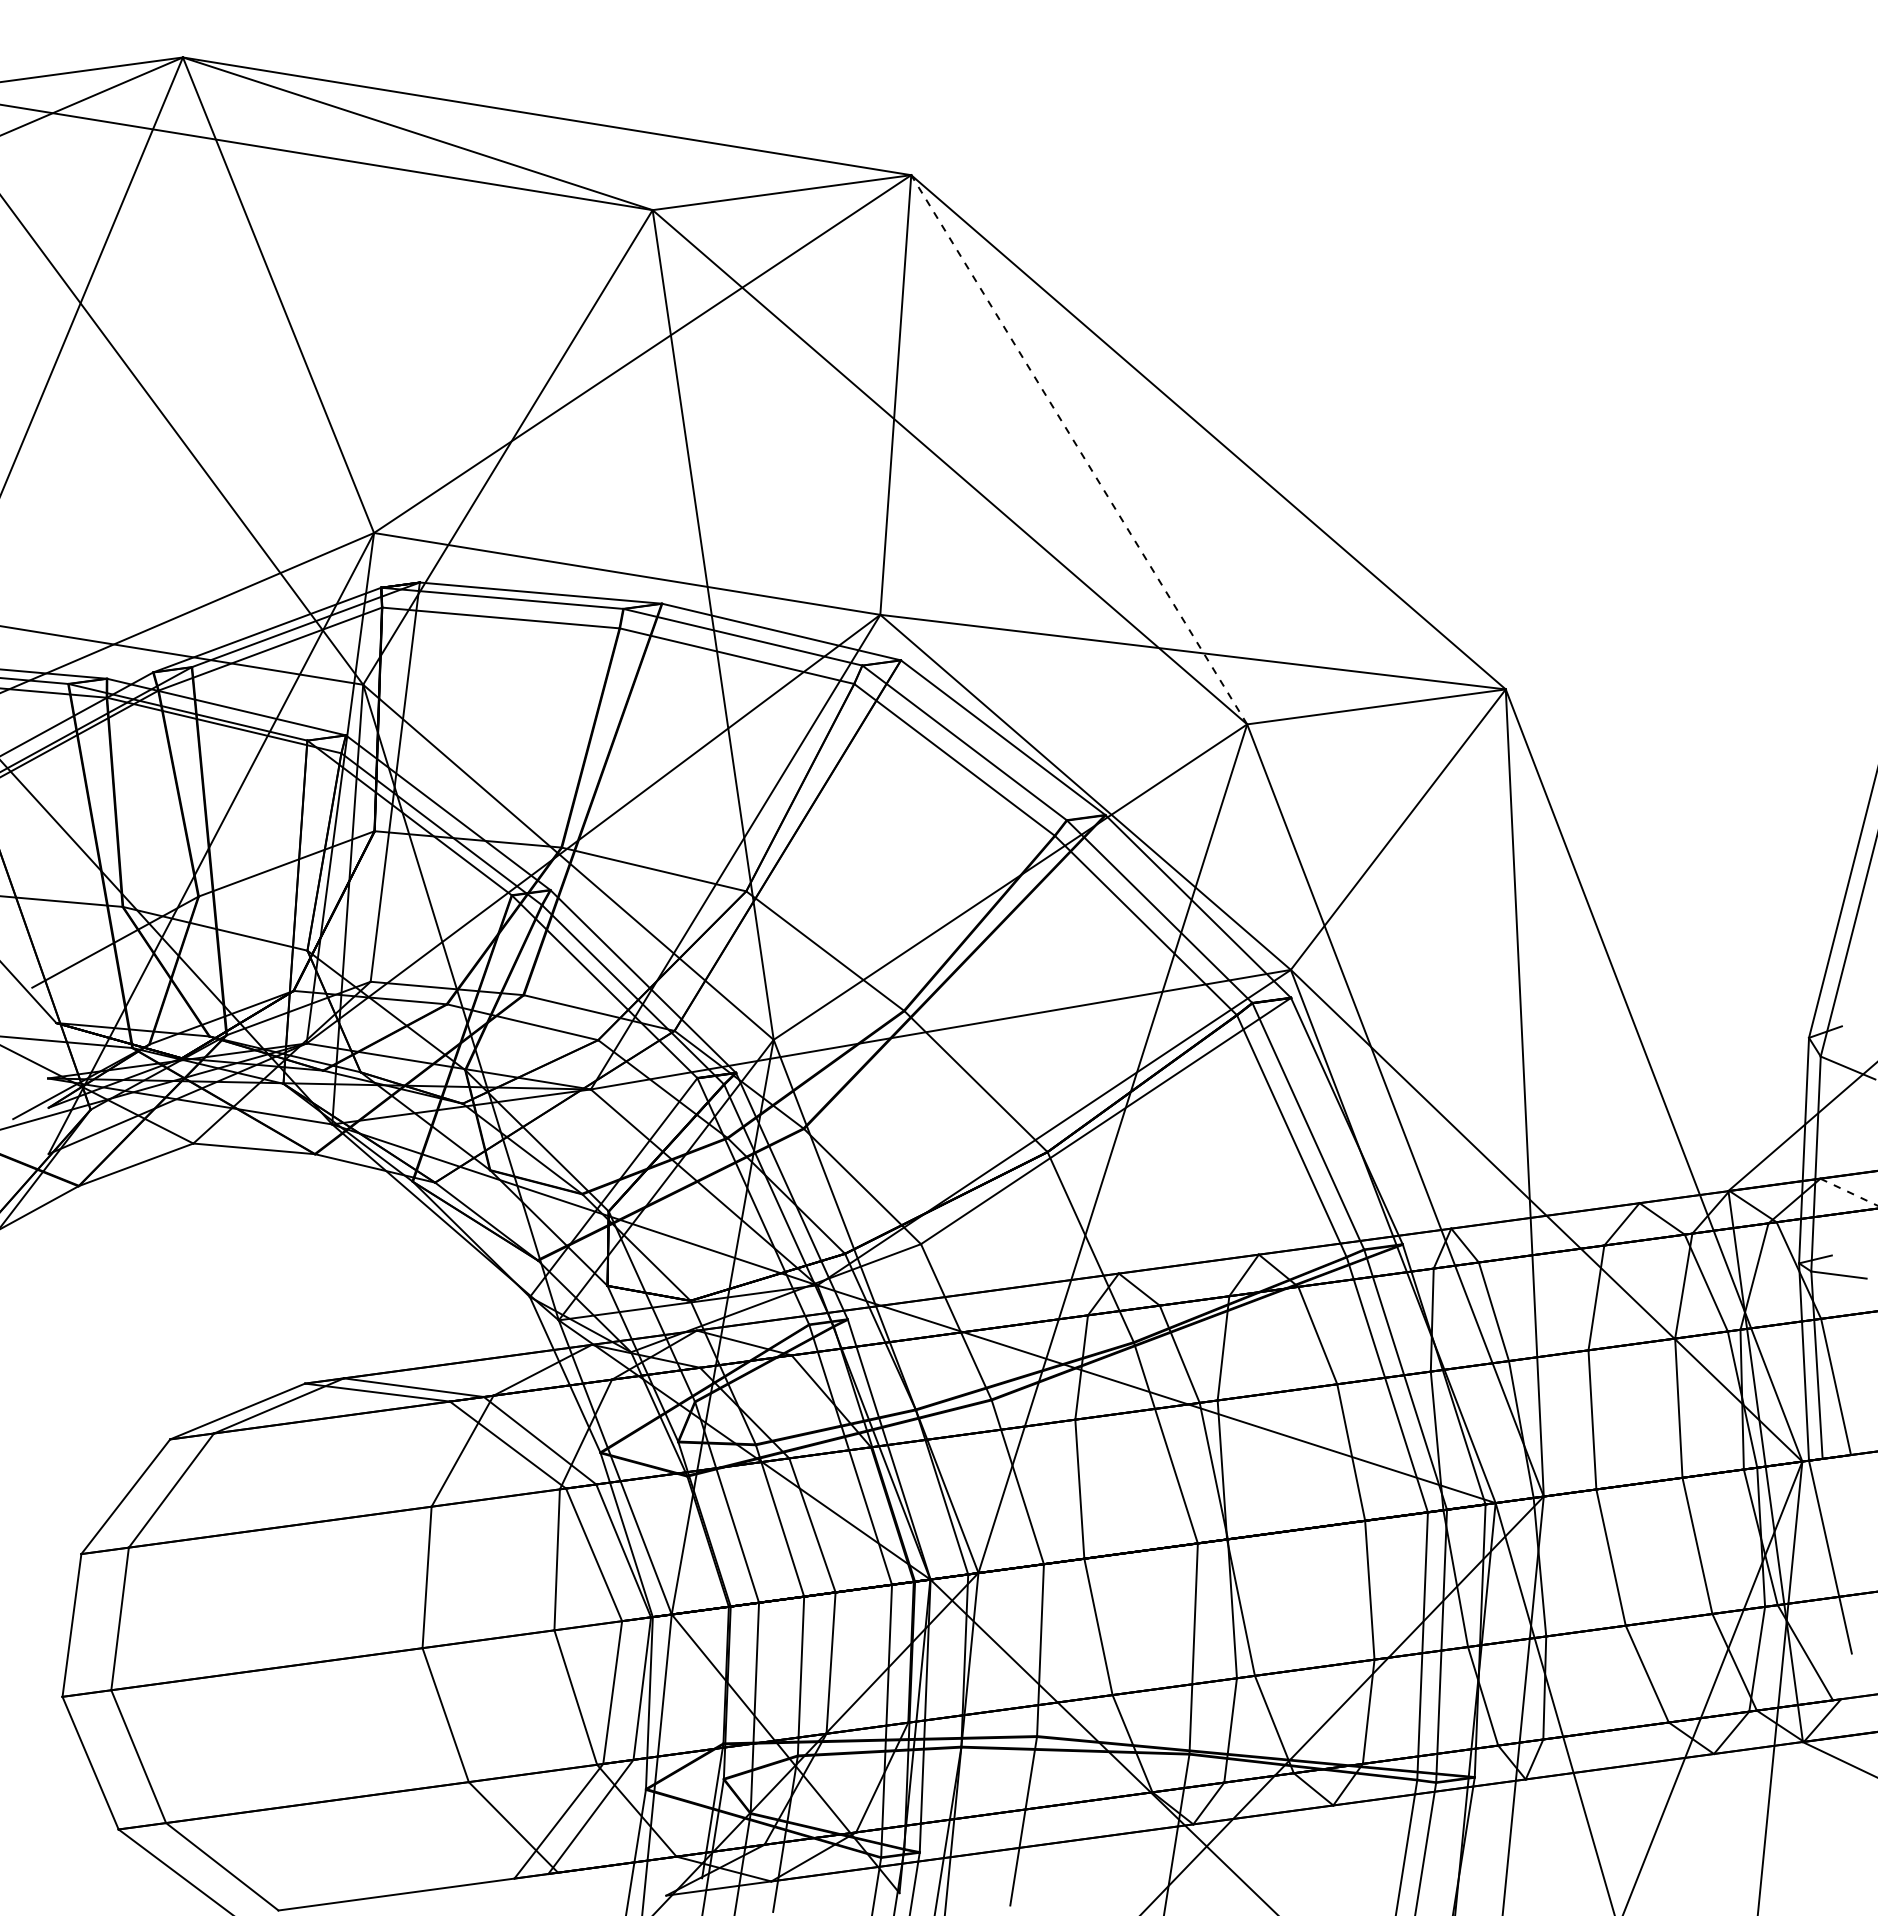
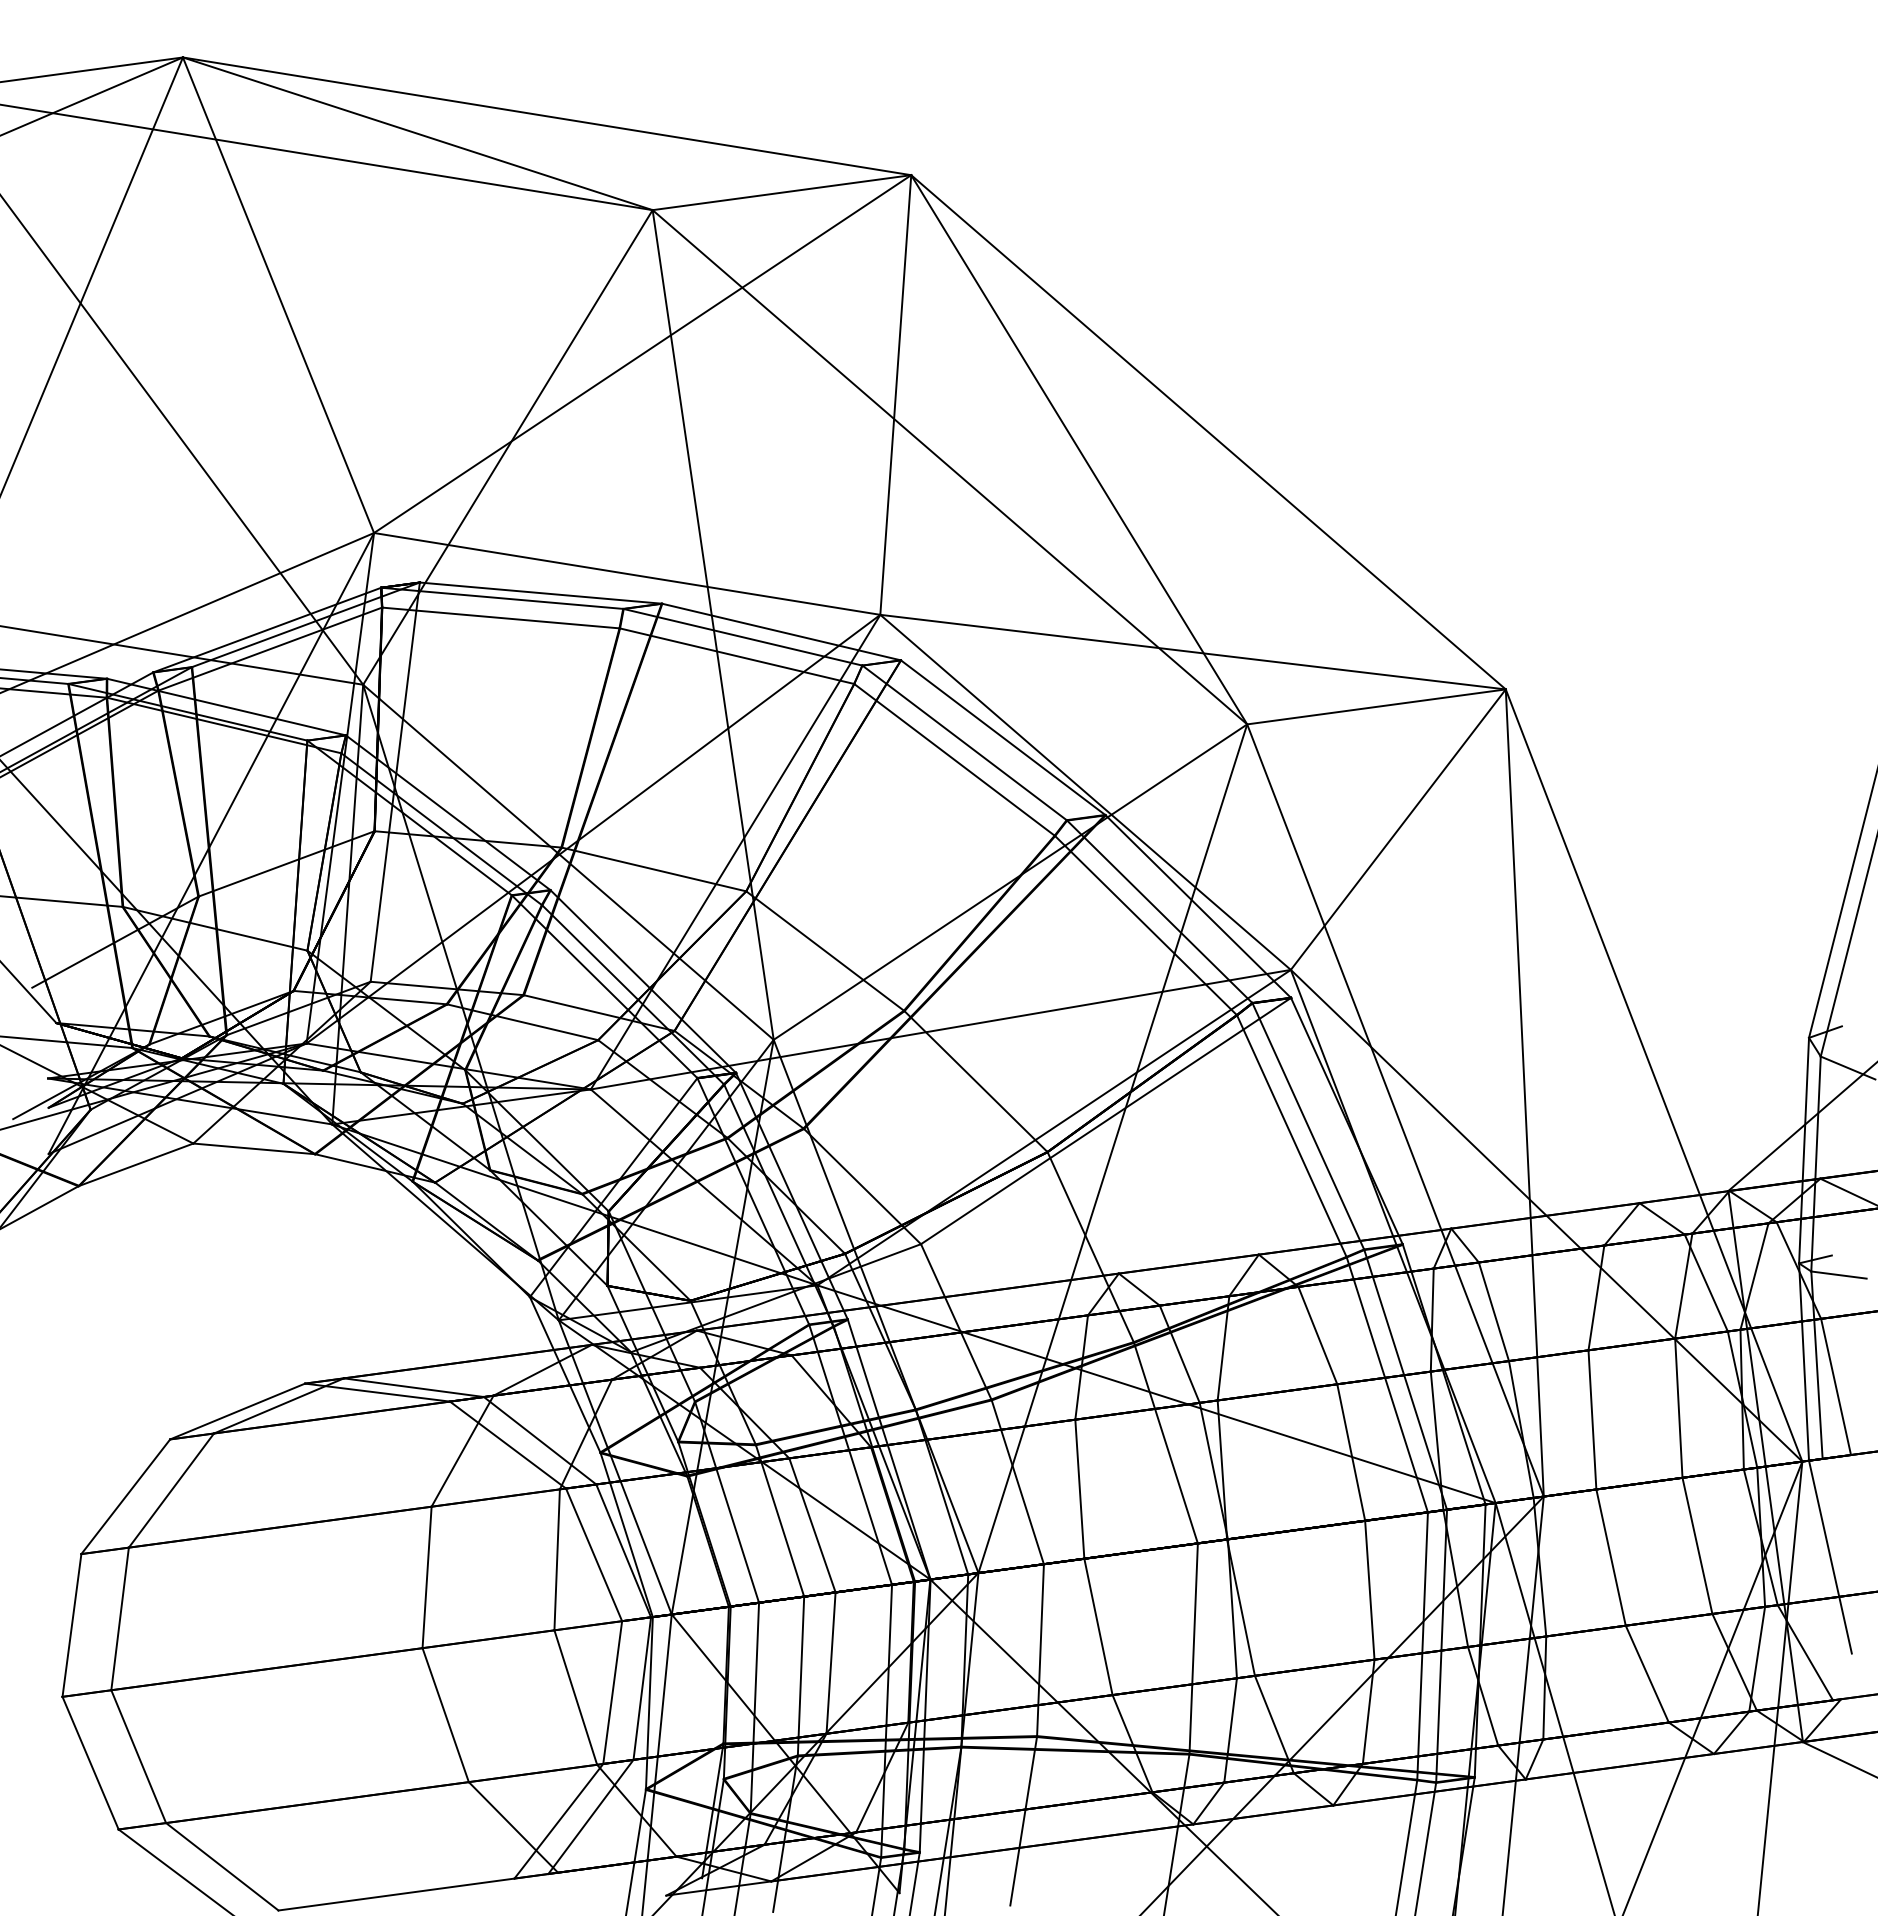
line: dashed -> solid (1079, 449)
line: dashed -> solid (1849, 1192)
